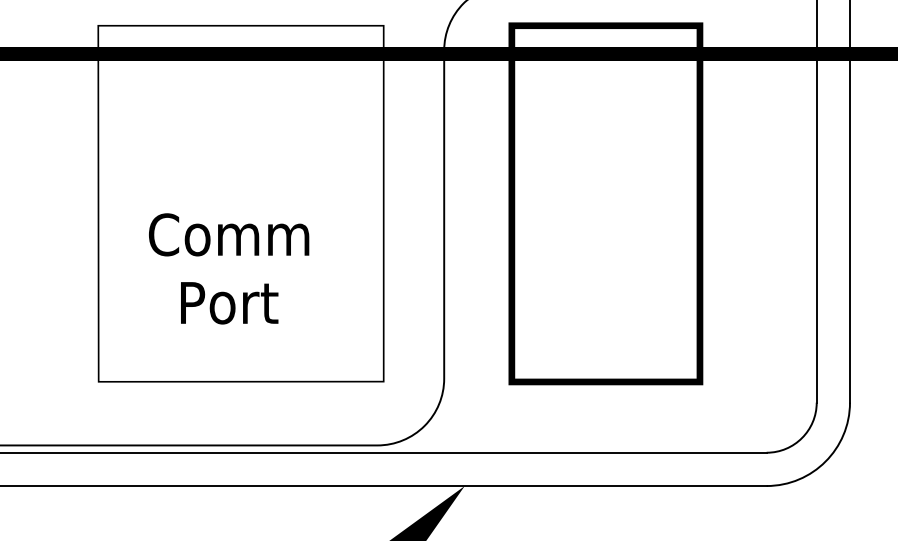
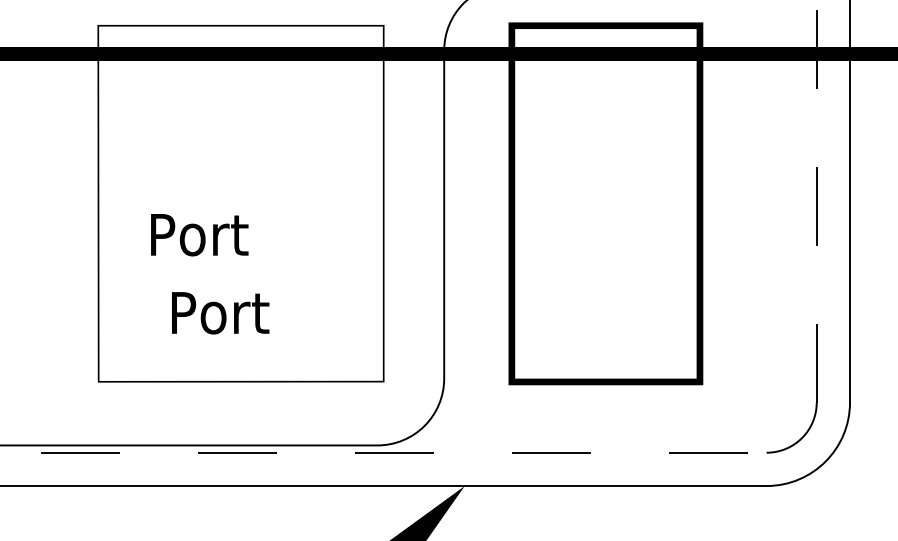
line: solid -> dashed (816, 201)
text: Comm -> Port (229, 234)
text position: (229, 303) -> (220, 313) (220, 313)
line: solid -> dashed (383, 452)
